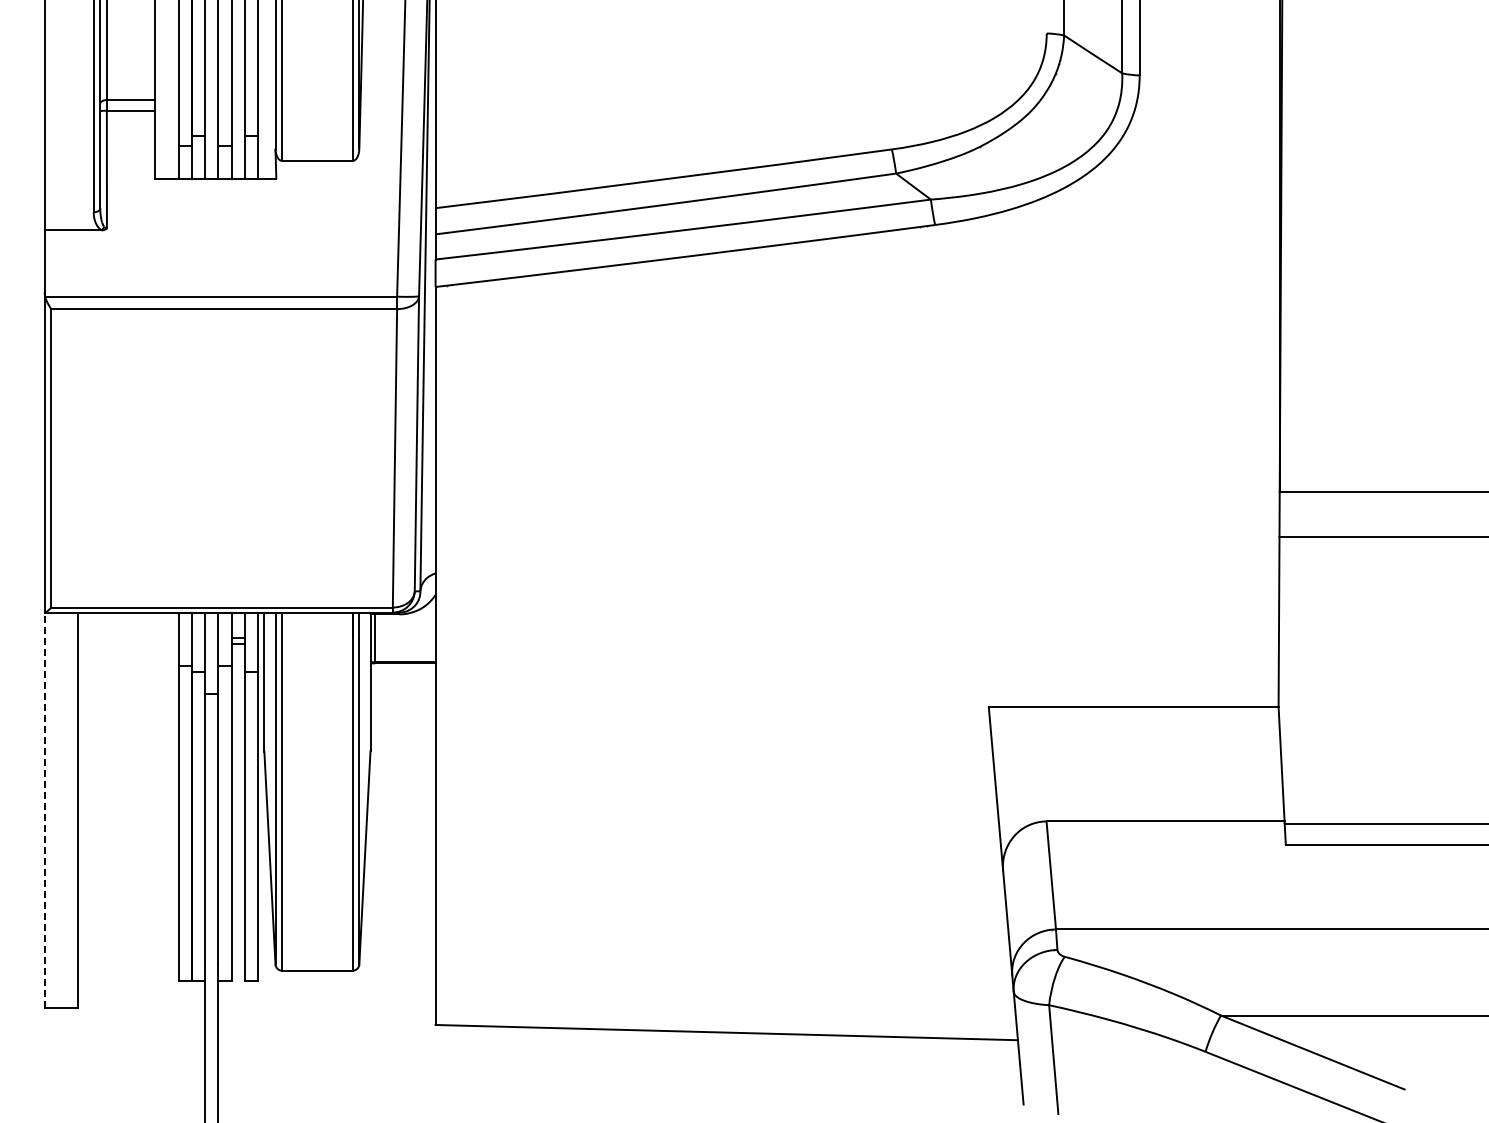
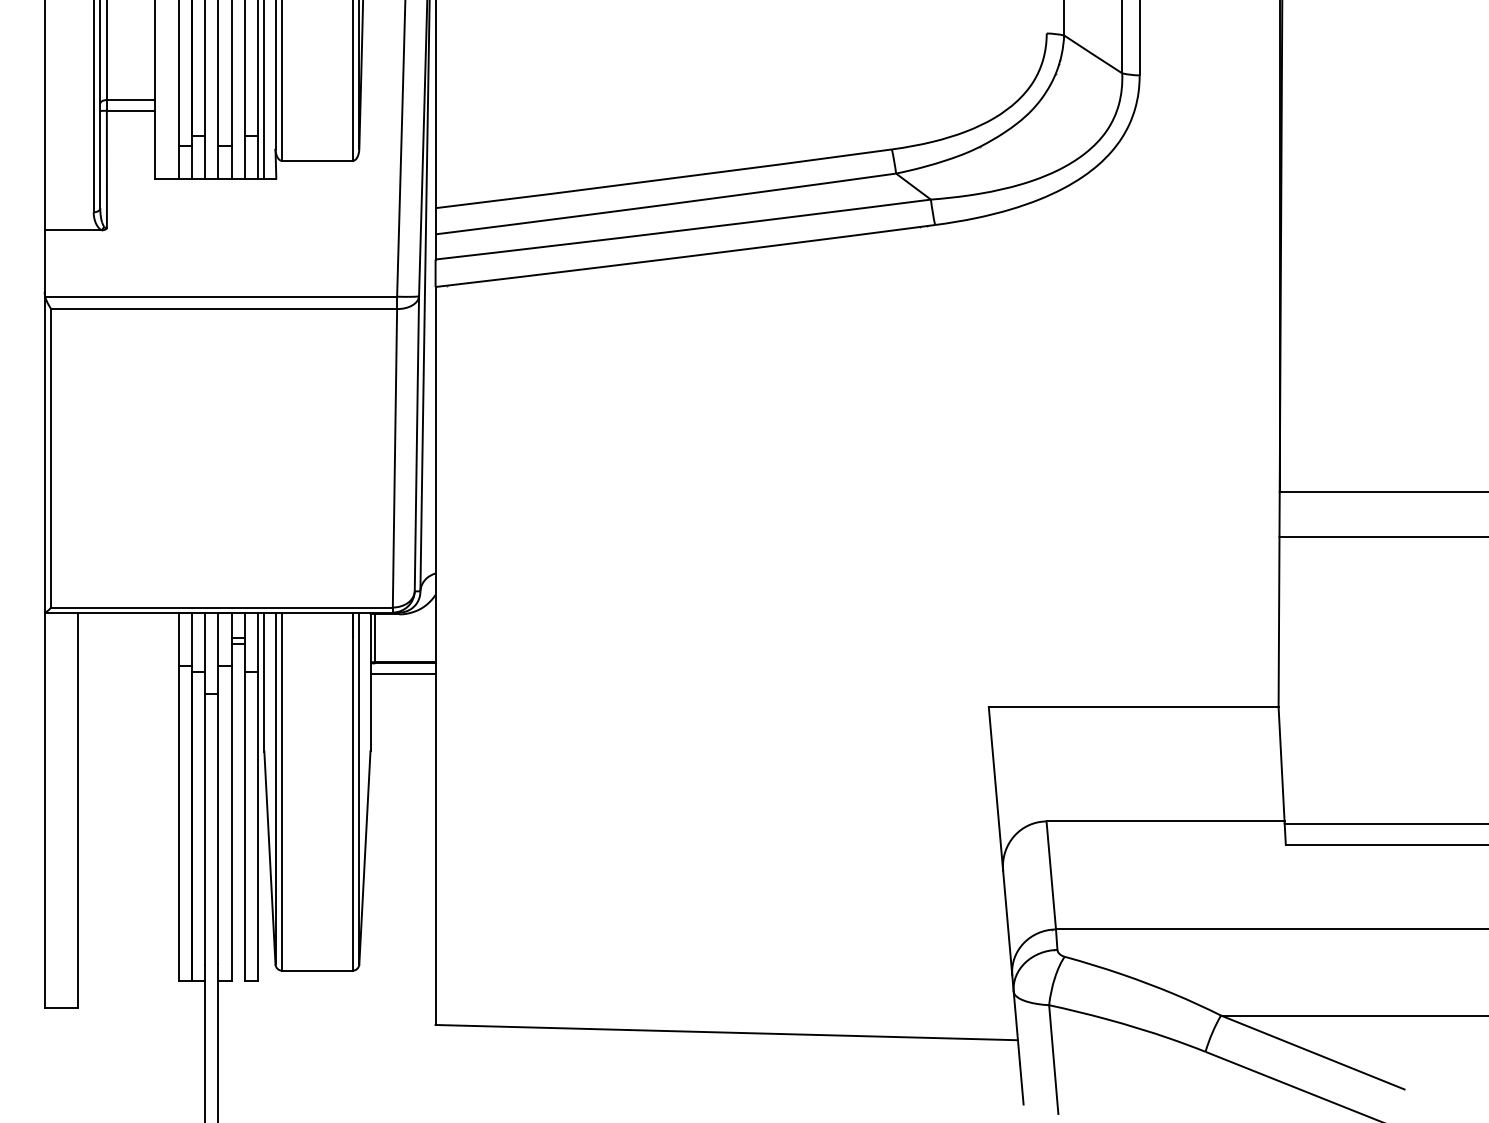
line: none -> present (264, 90)
line: none -> present (402, 674)
line: dashed -> solid (44, 810)
